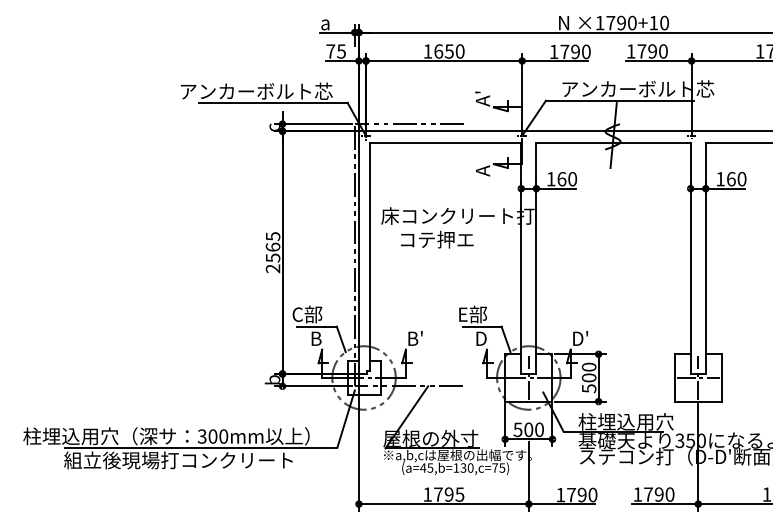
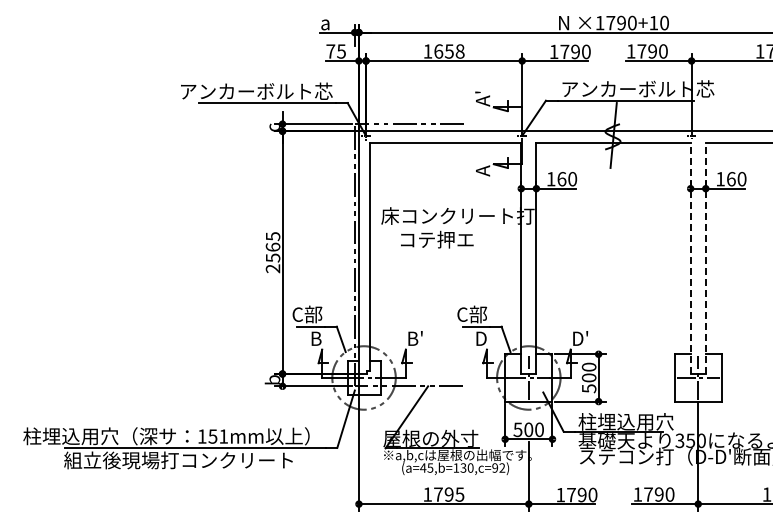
text: 1650 -> 1658 (459, 51)
line: solid -> dashed (690, 258)
line: solid -> dashed (705, 258)
text: E部 -> C部 (462, 314)
text: 300mm -> 151mm (212, 436)
text: (a=45,b=130,c=75) -> (a=45,b=130,c=92) (498, 467)
